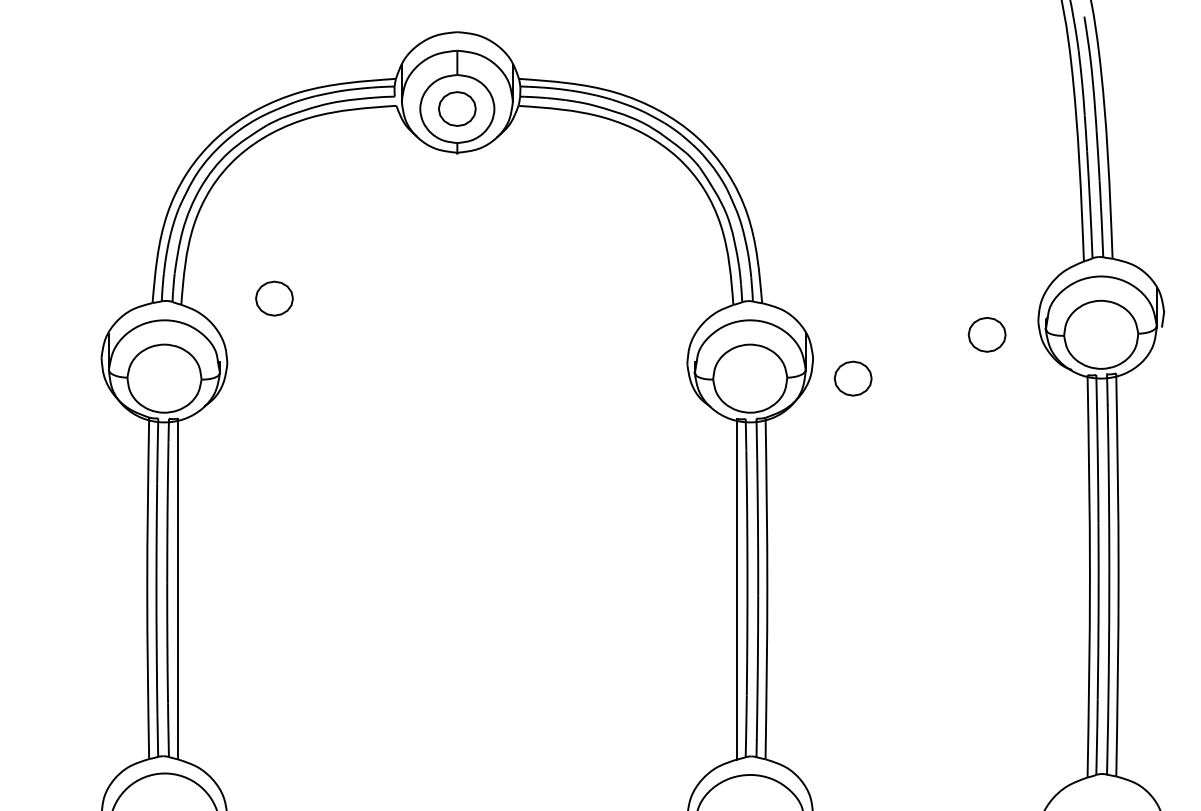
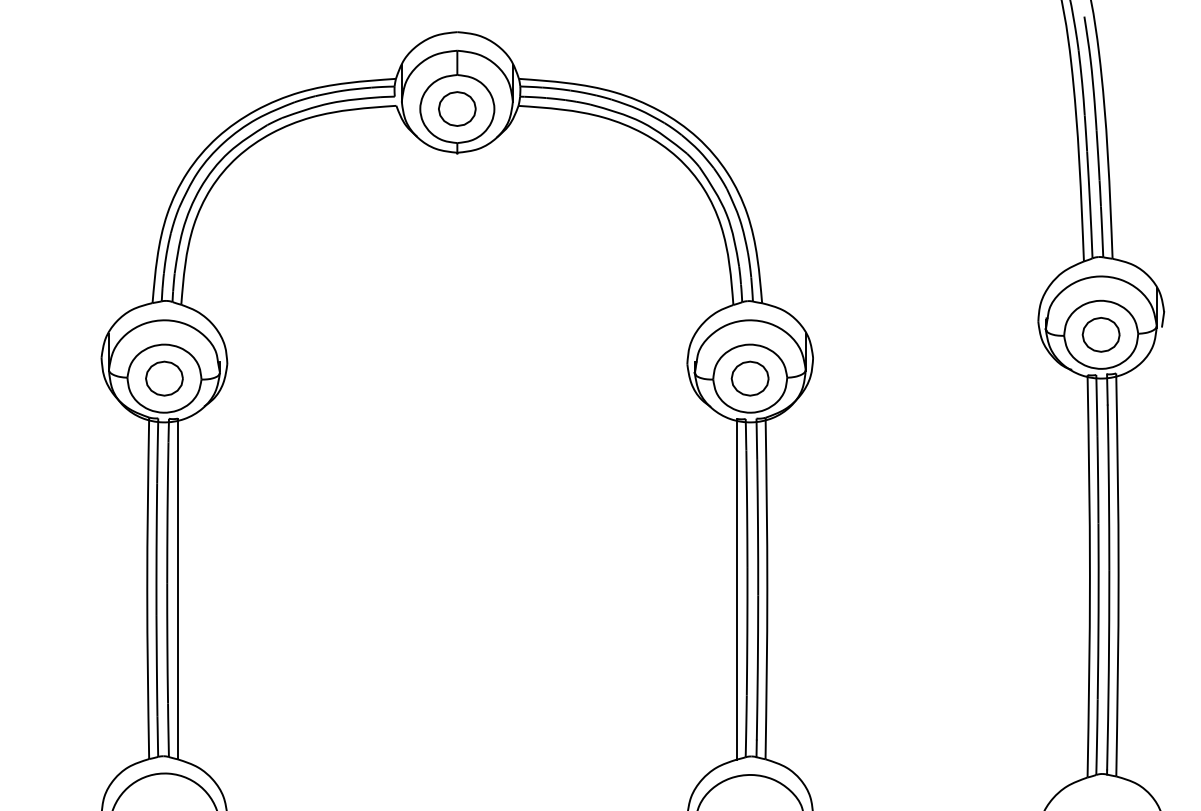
part position: (274, 298) -> (164, 378) (164, 378)
part position: (986, 334) -> (1100, 334) (1100, 334)
part position: (852, 378) -> (749, 378) (749, 378)
